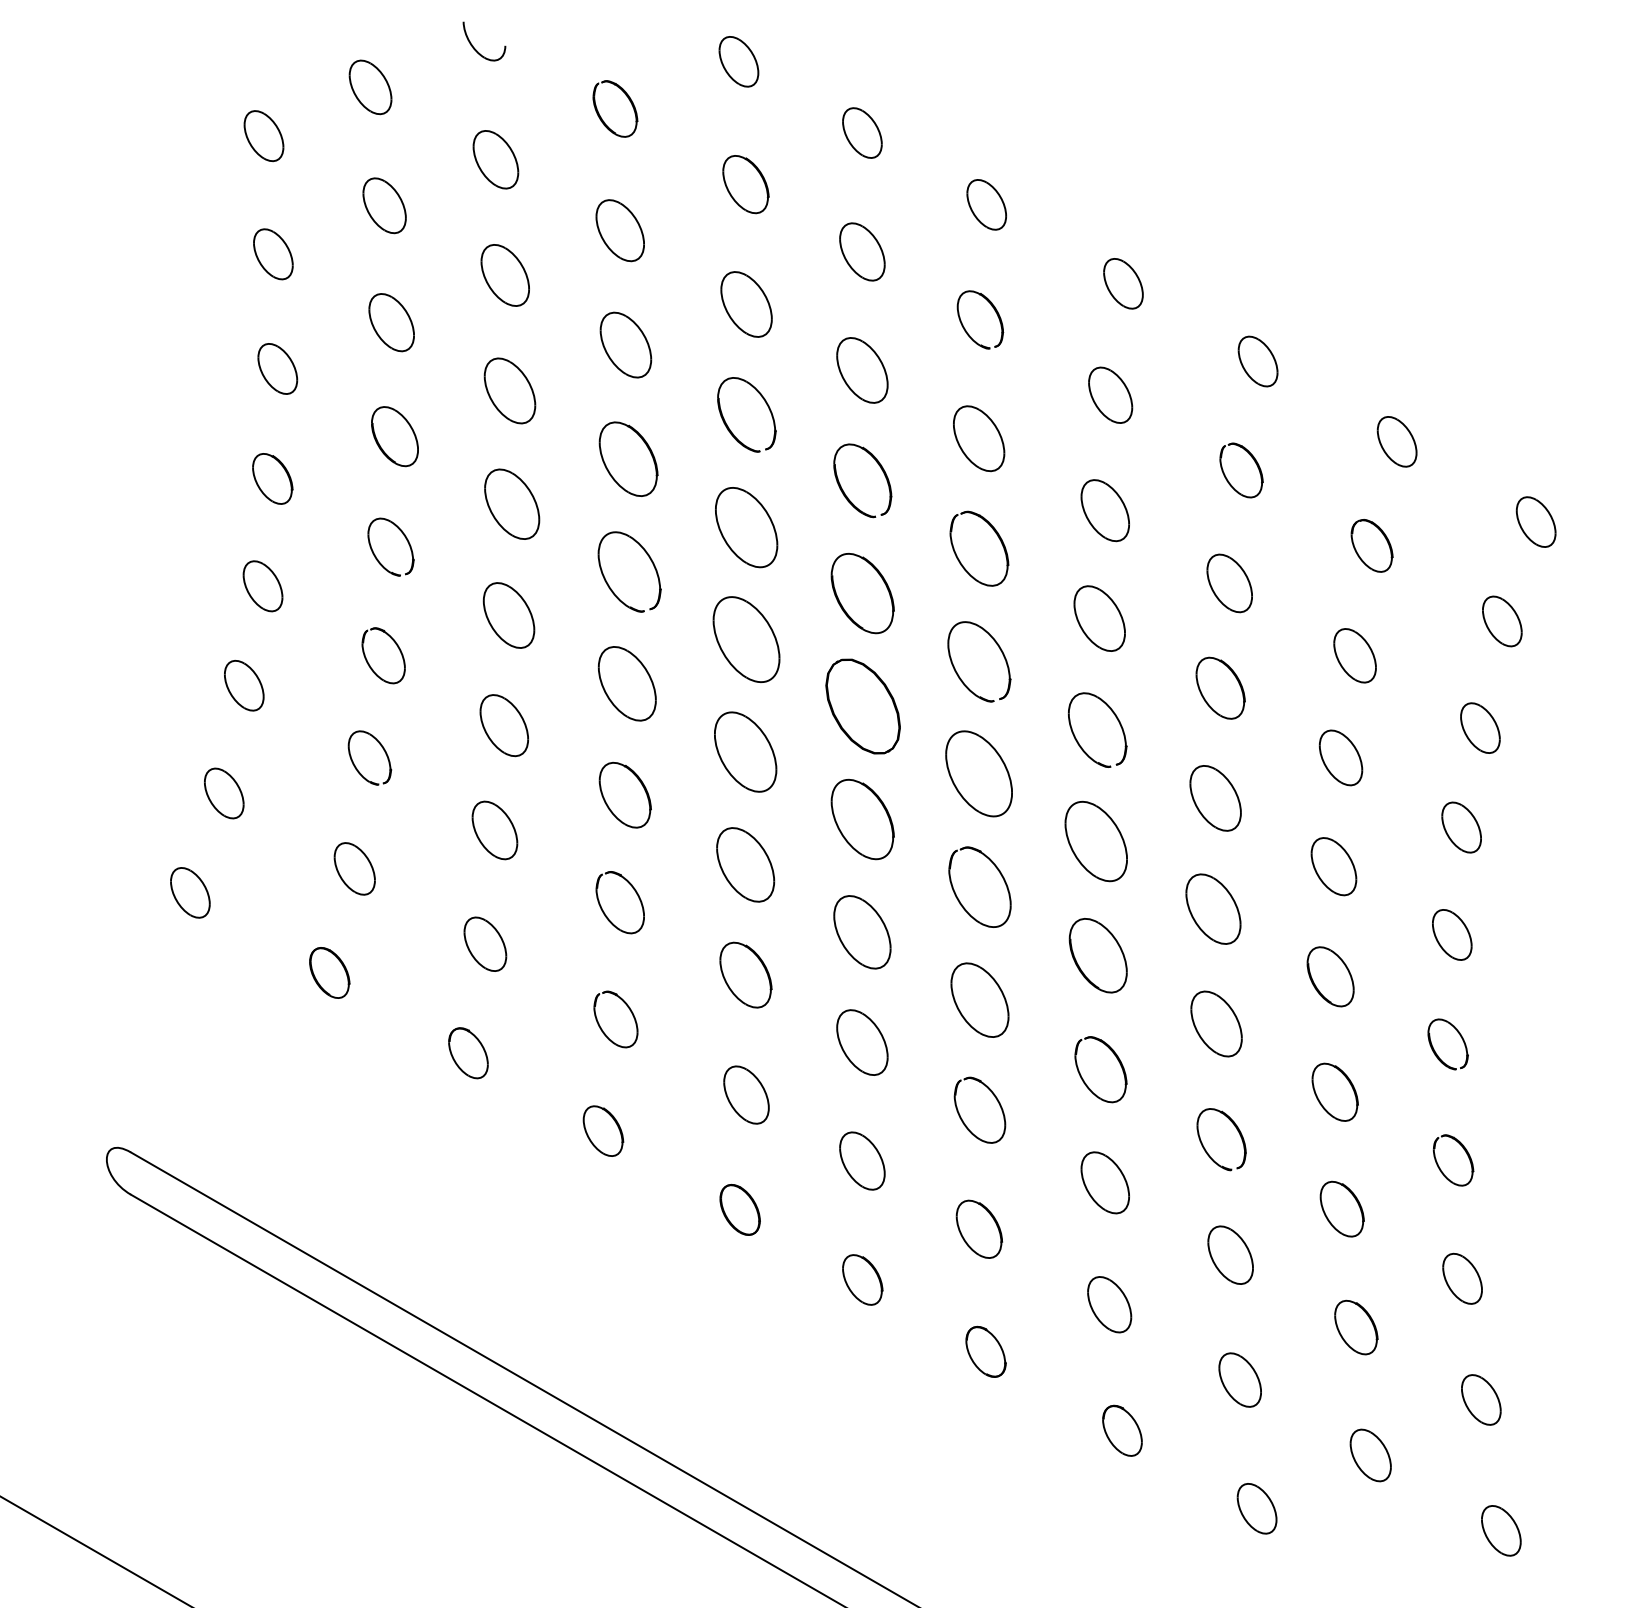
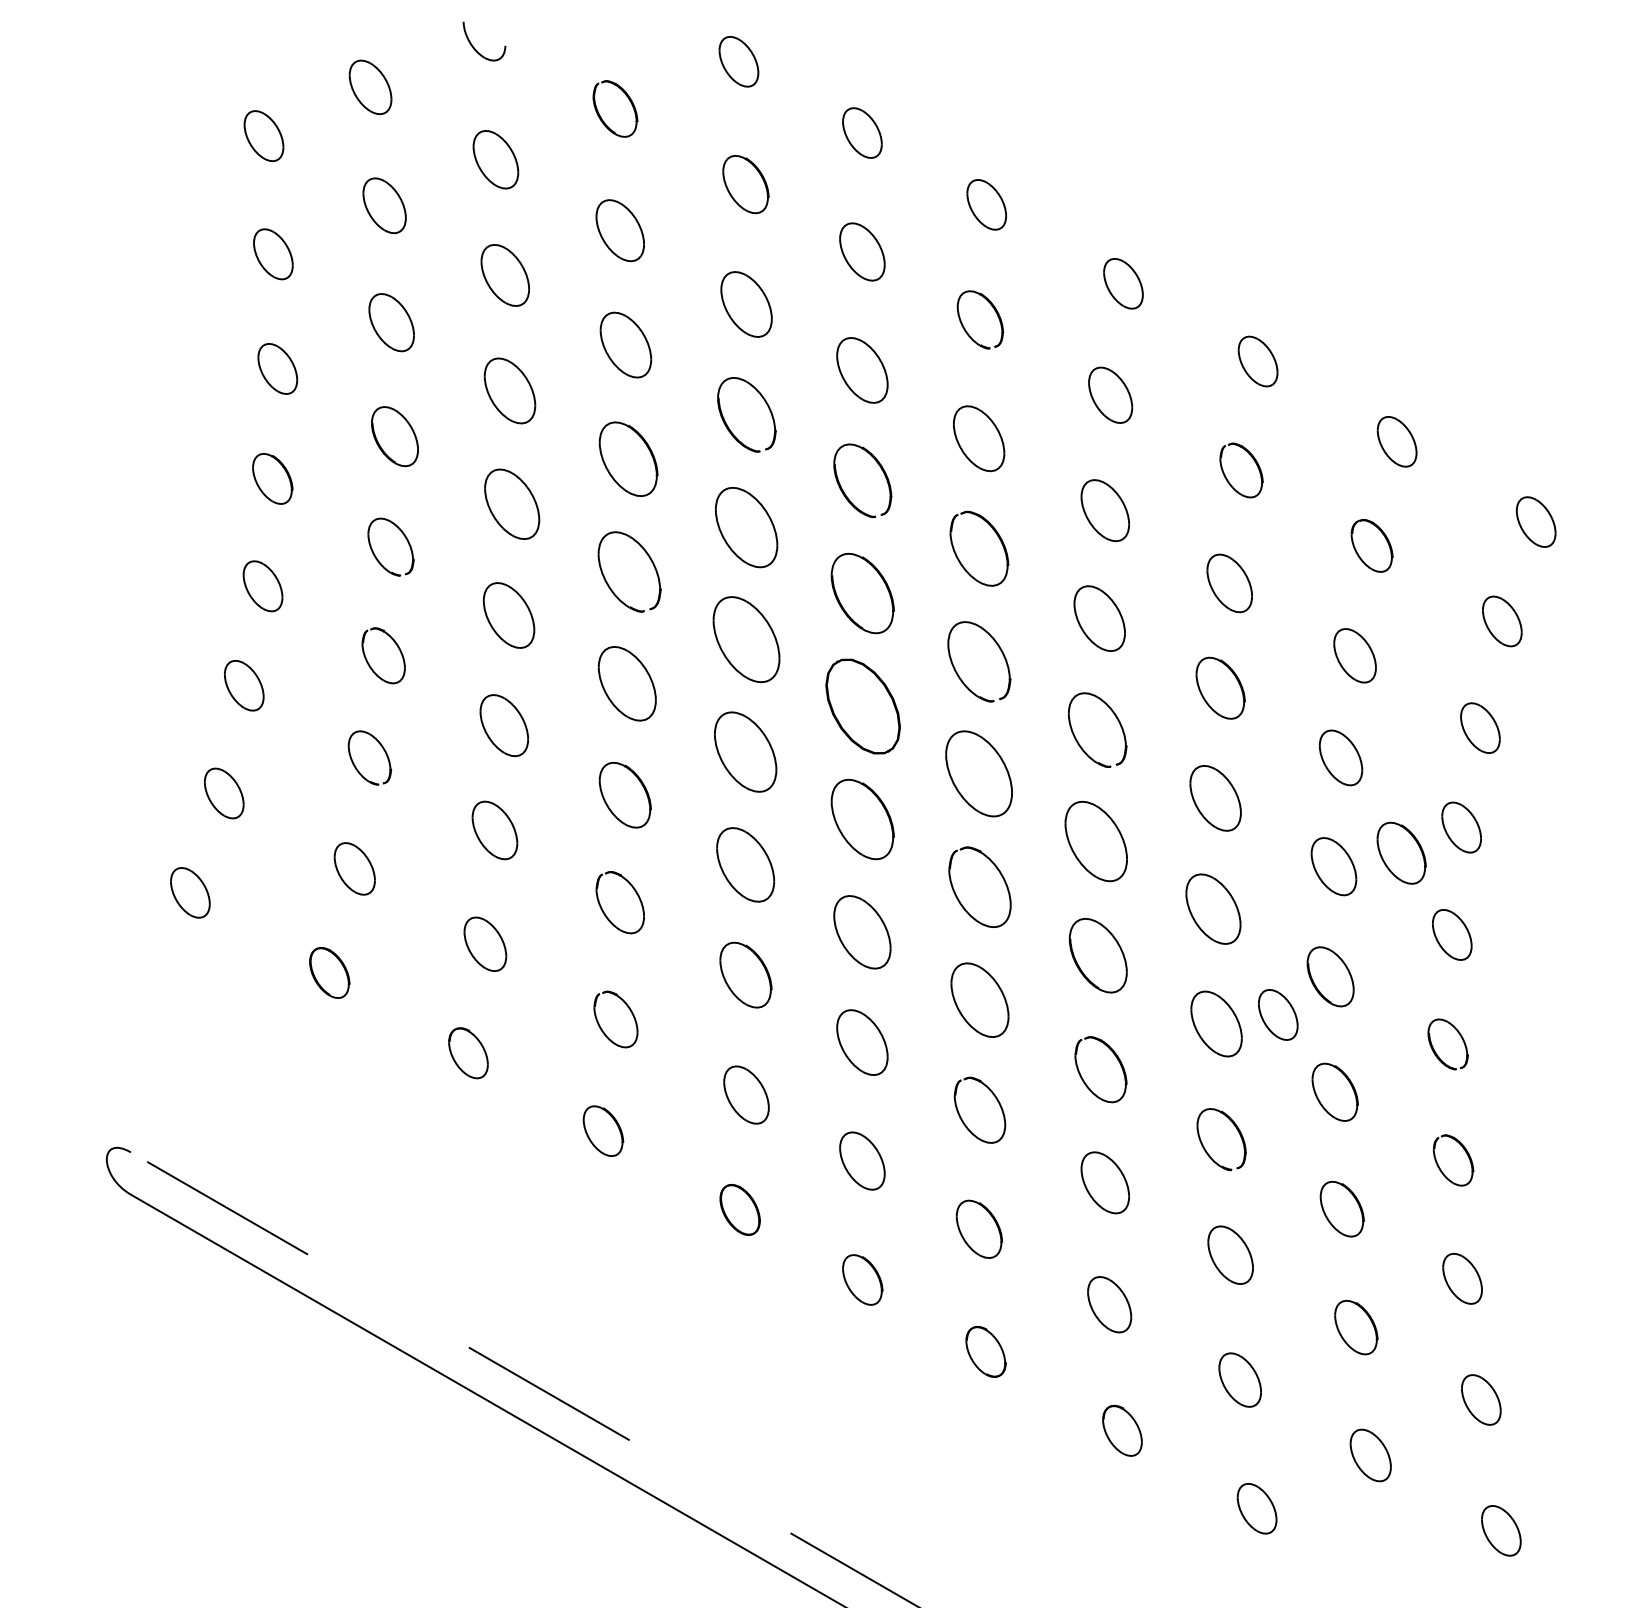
part: none -> present (1401, 852)
part: none -> present (1278, 1014)
line: solid -> dashed (524, 1379)
line: present -> none (94, 1550)
